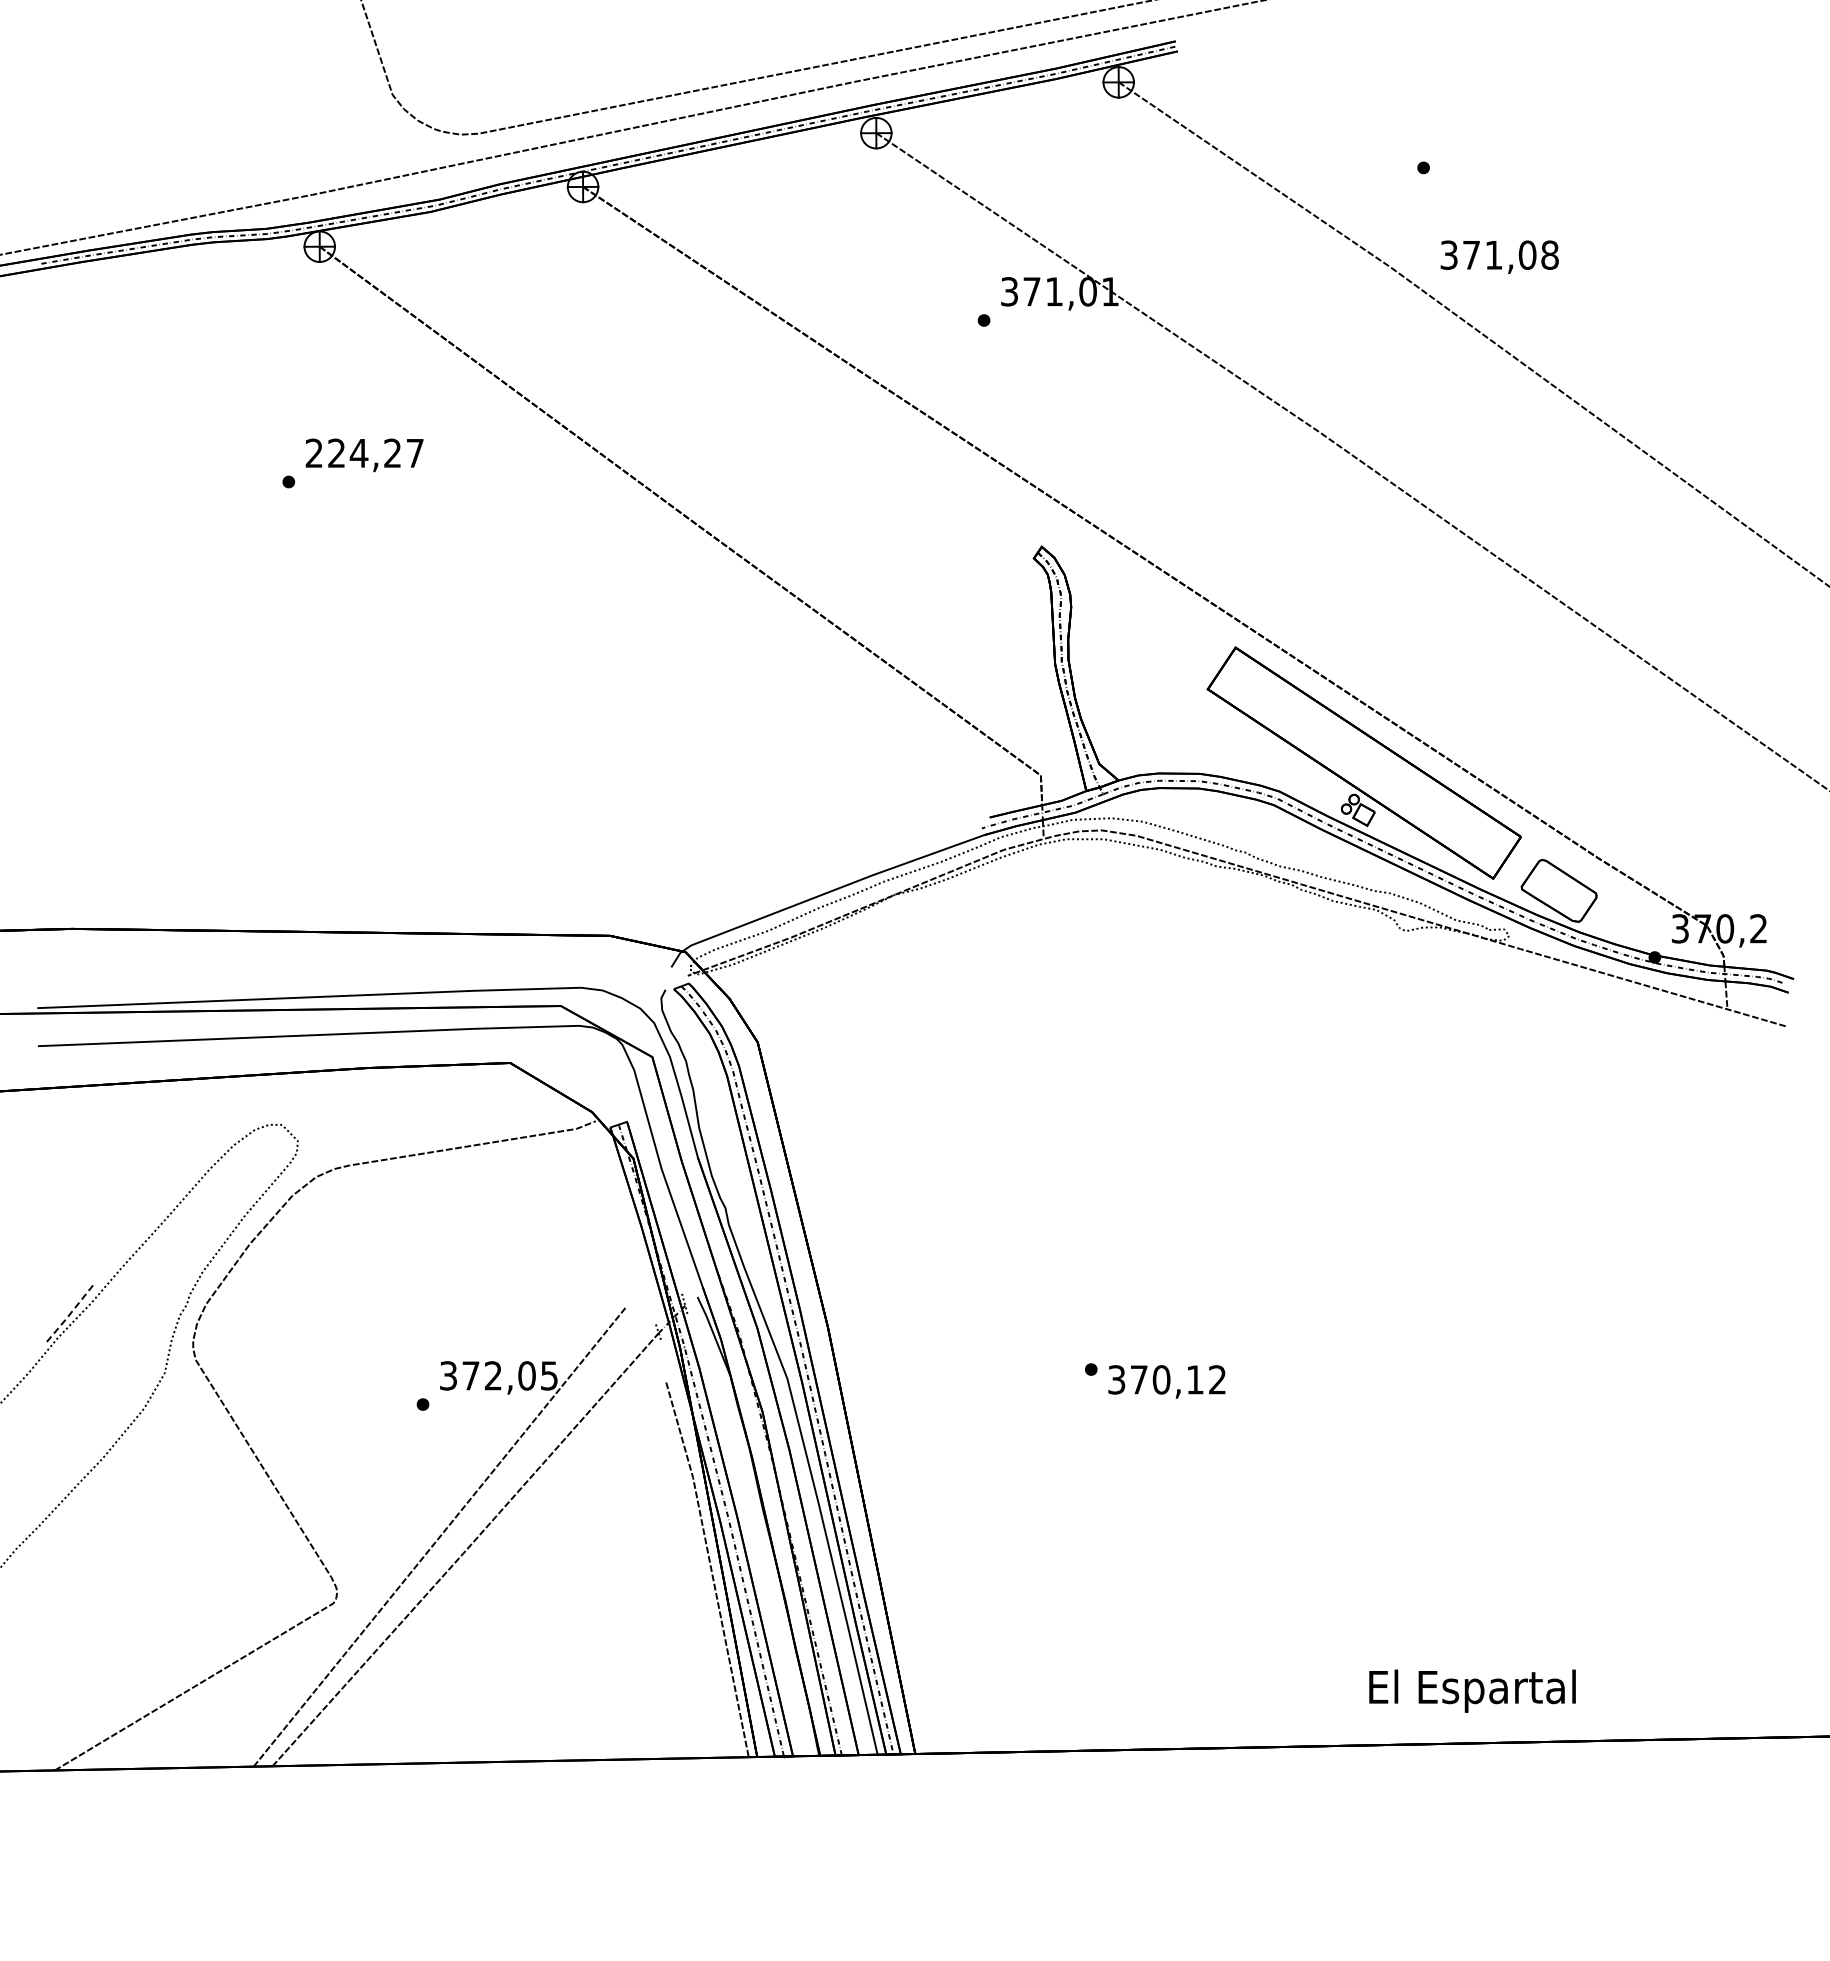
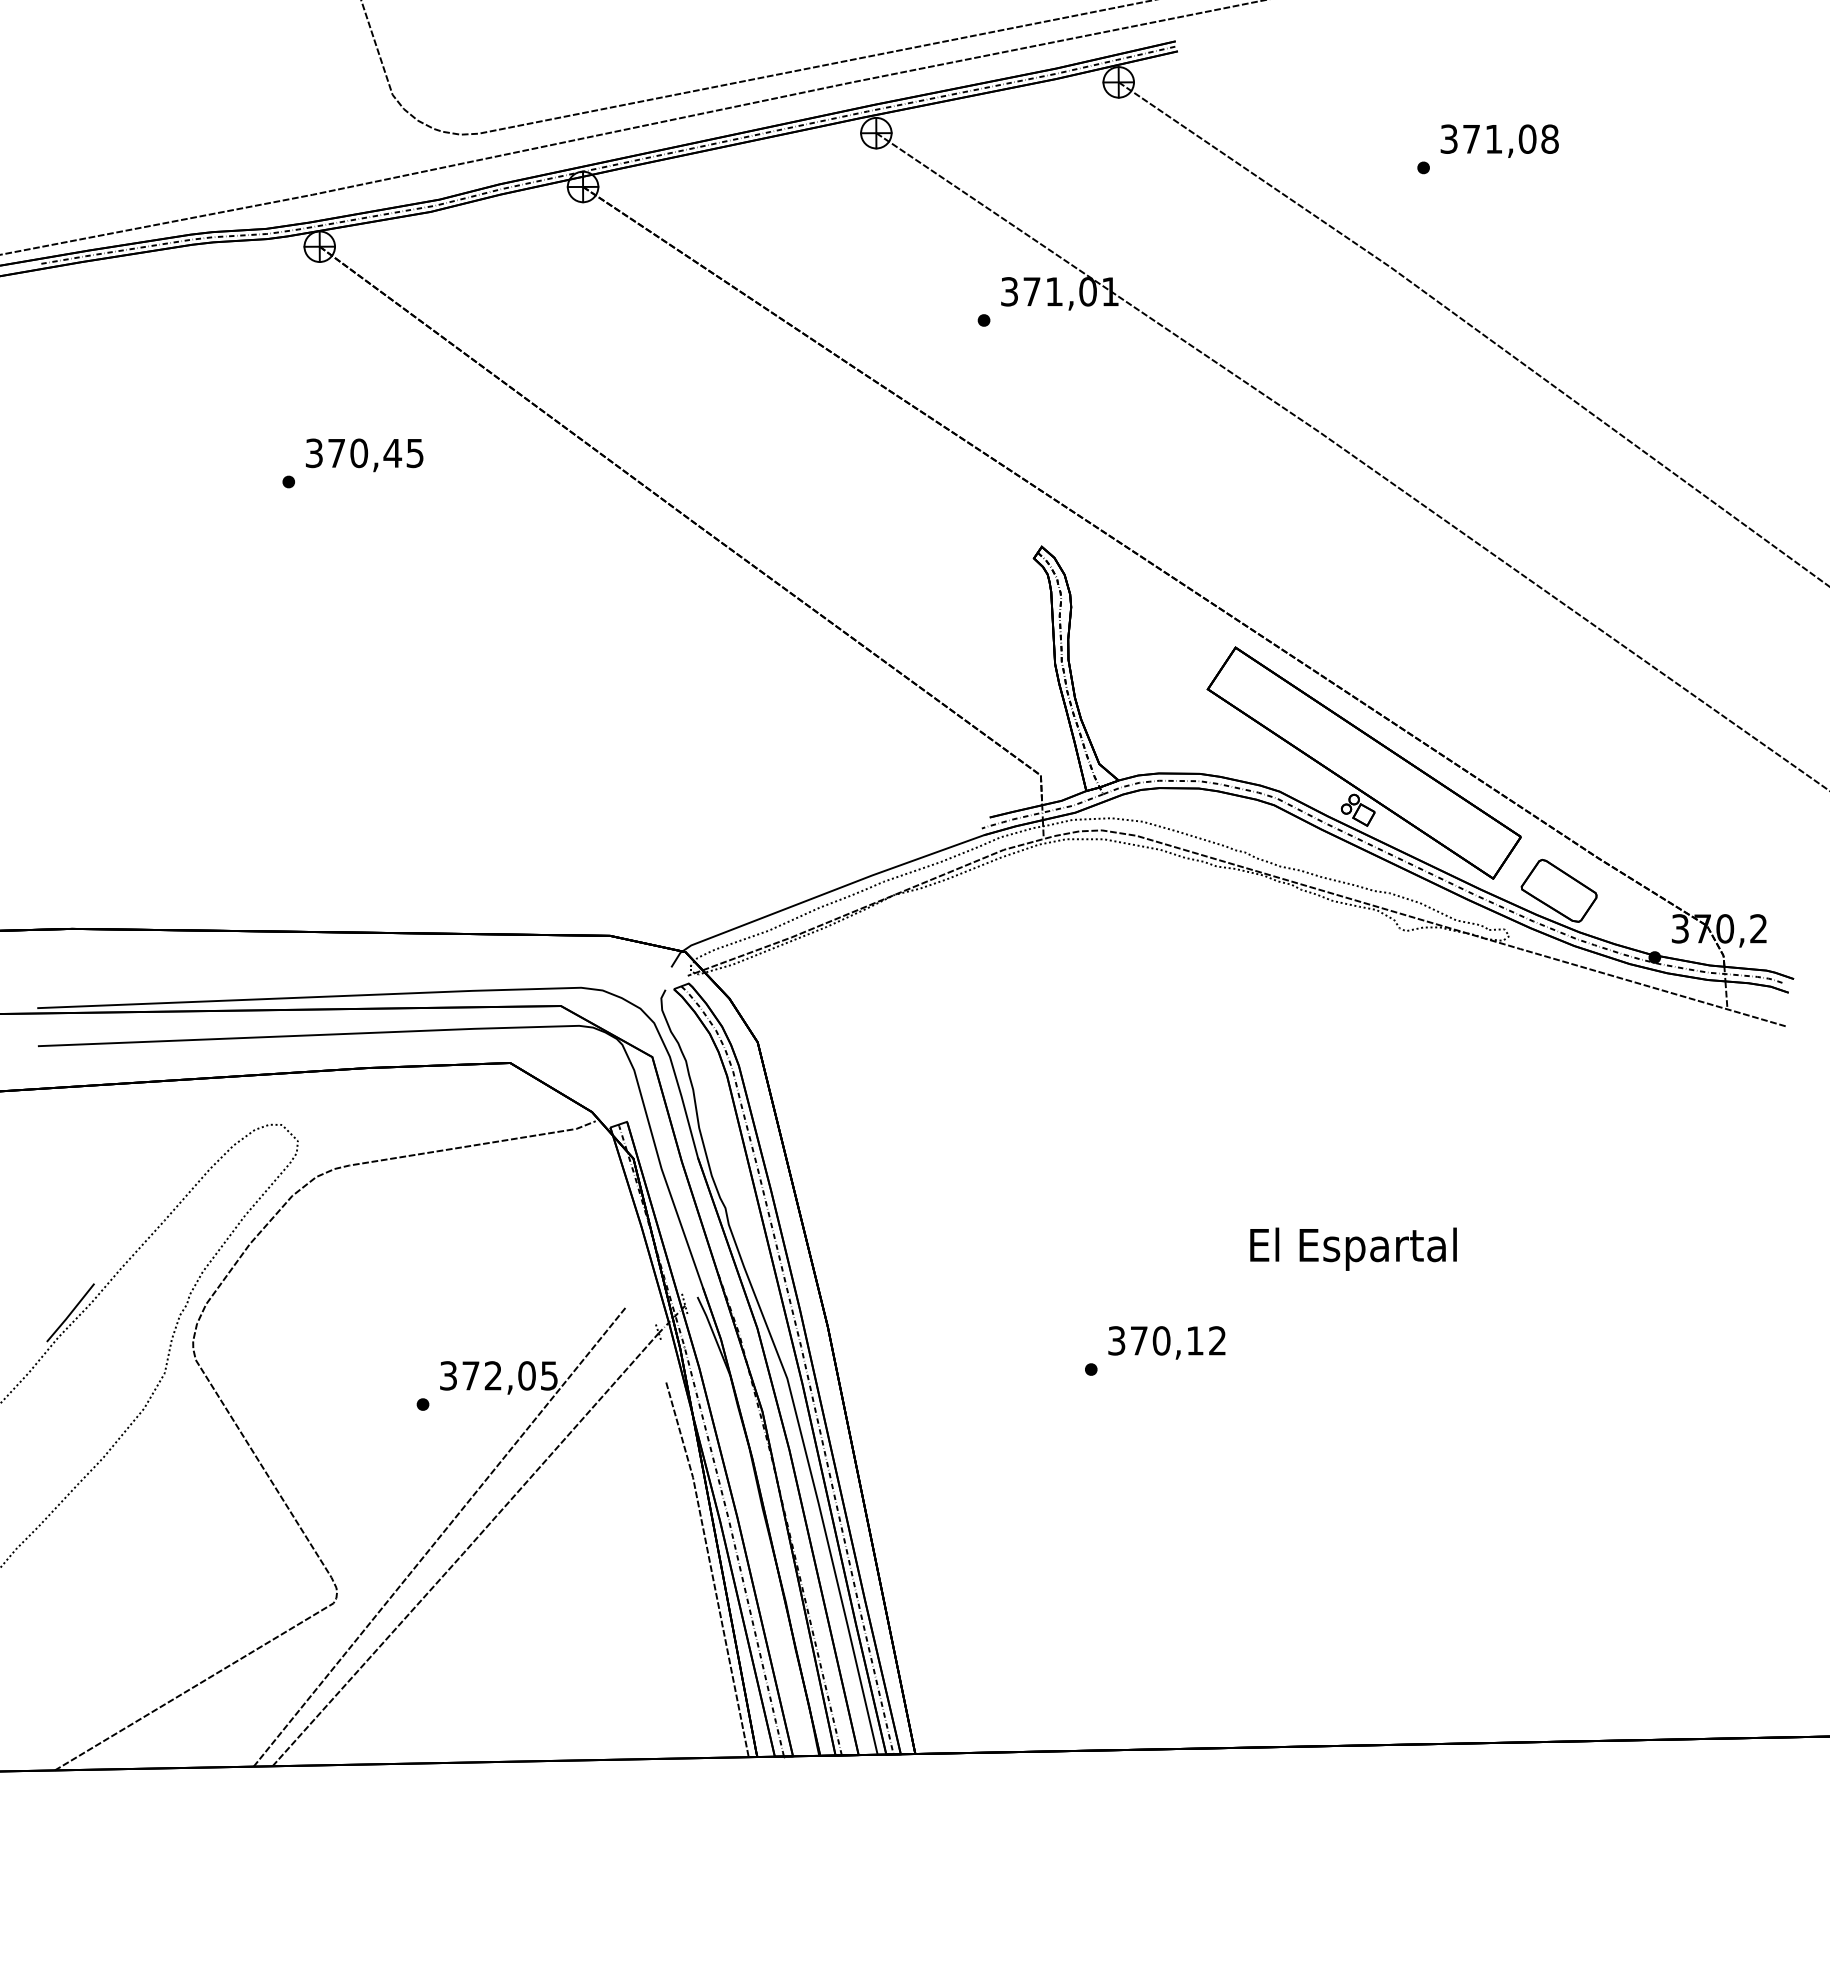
text position: (1499, 256) -> (1499, 140) (1499, 140)
text: 224,27 -> 370,45 (364, 453)
line: dashed -> solid (70, 1313)
text position: (1166, 1381) -> (1166, 1342) (1166, 1342)
text position: (1472, 1690) -> (1353, 1248) (1353, 1248)
